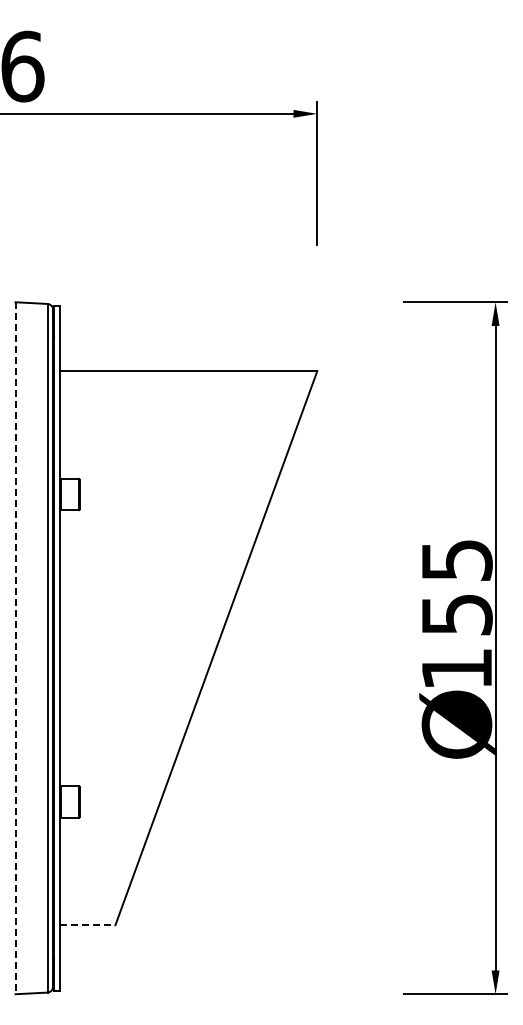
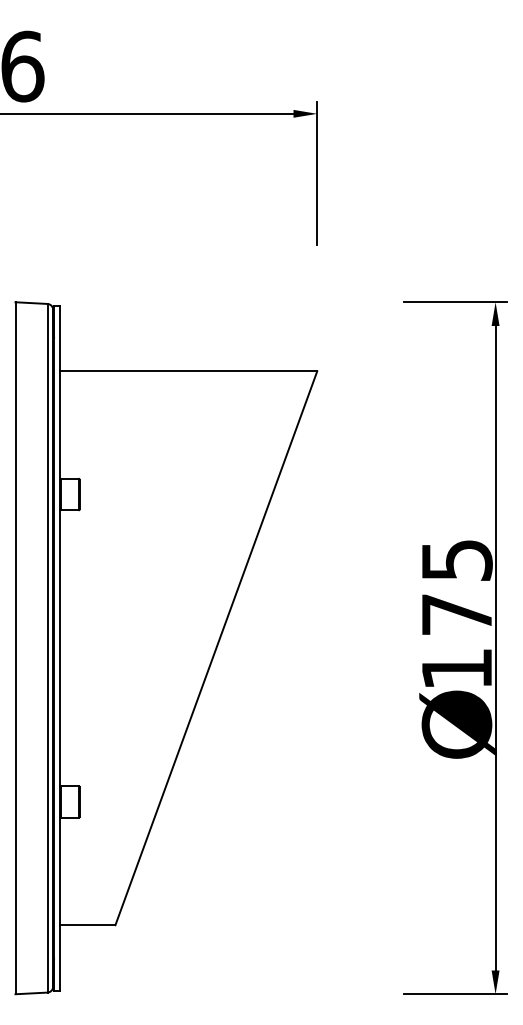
text: 155 -> 175 (457, 614)
line: dashed -> solid (15, 648)
line: dashed -> solid (87, 925)
